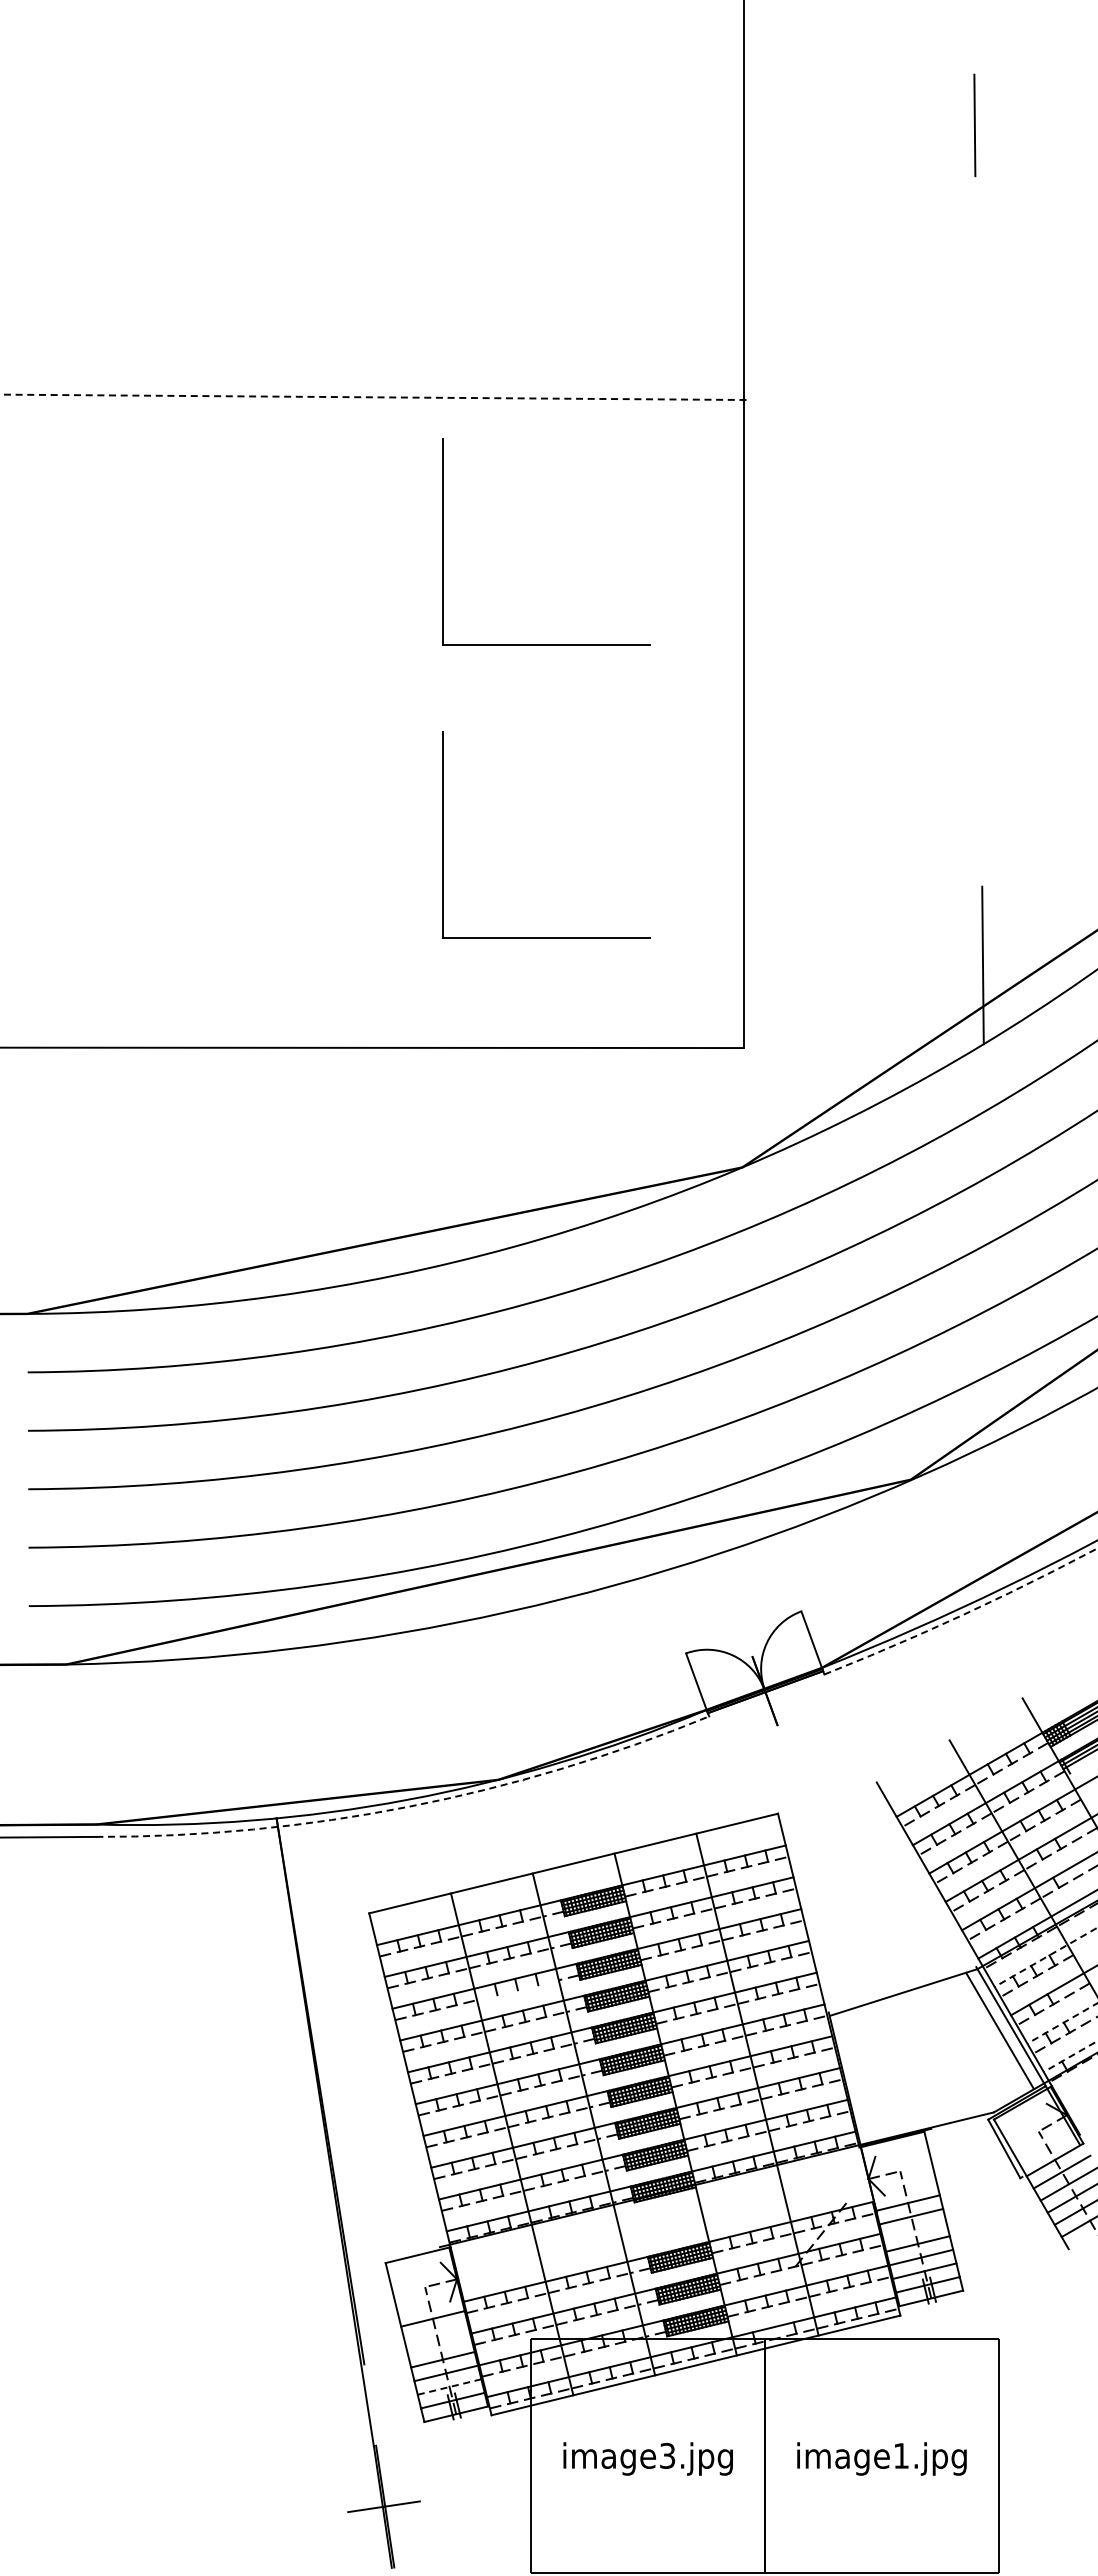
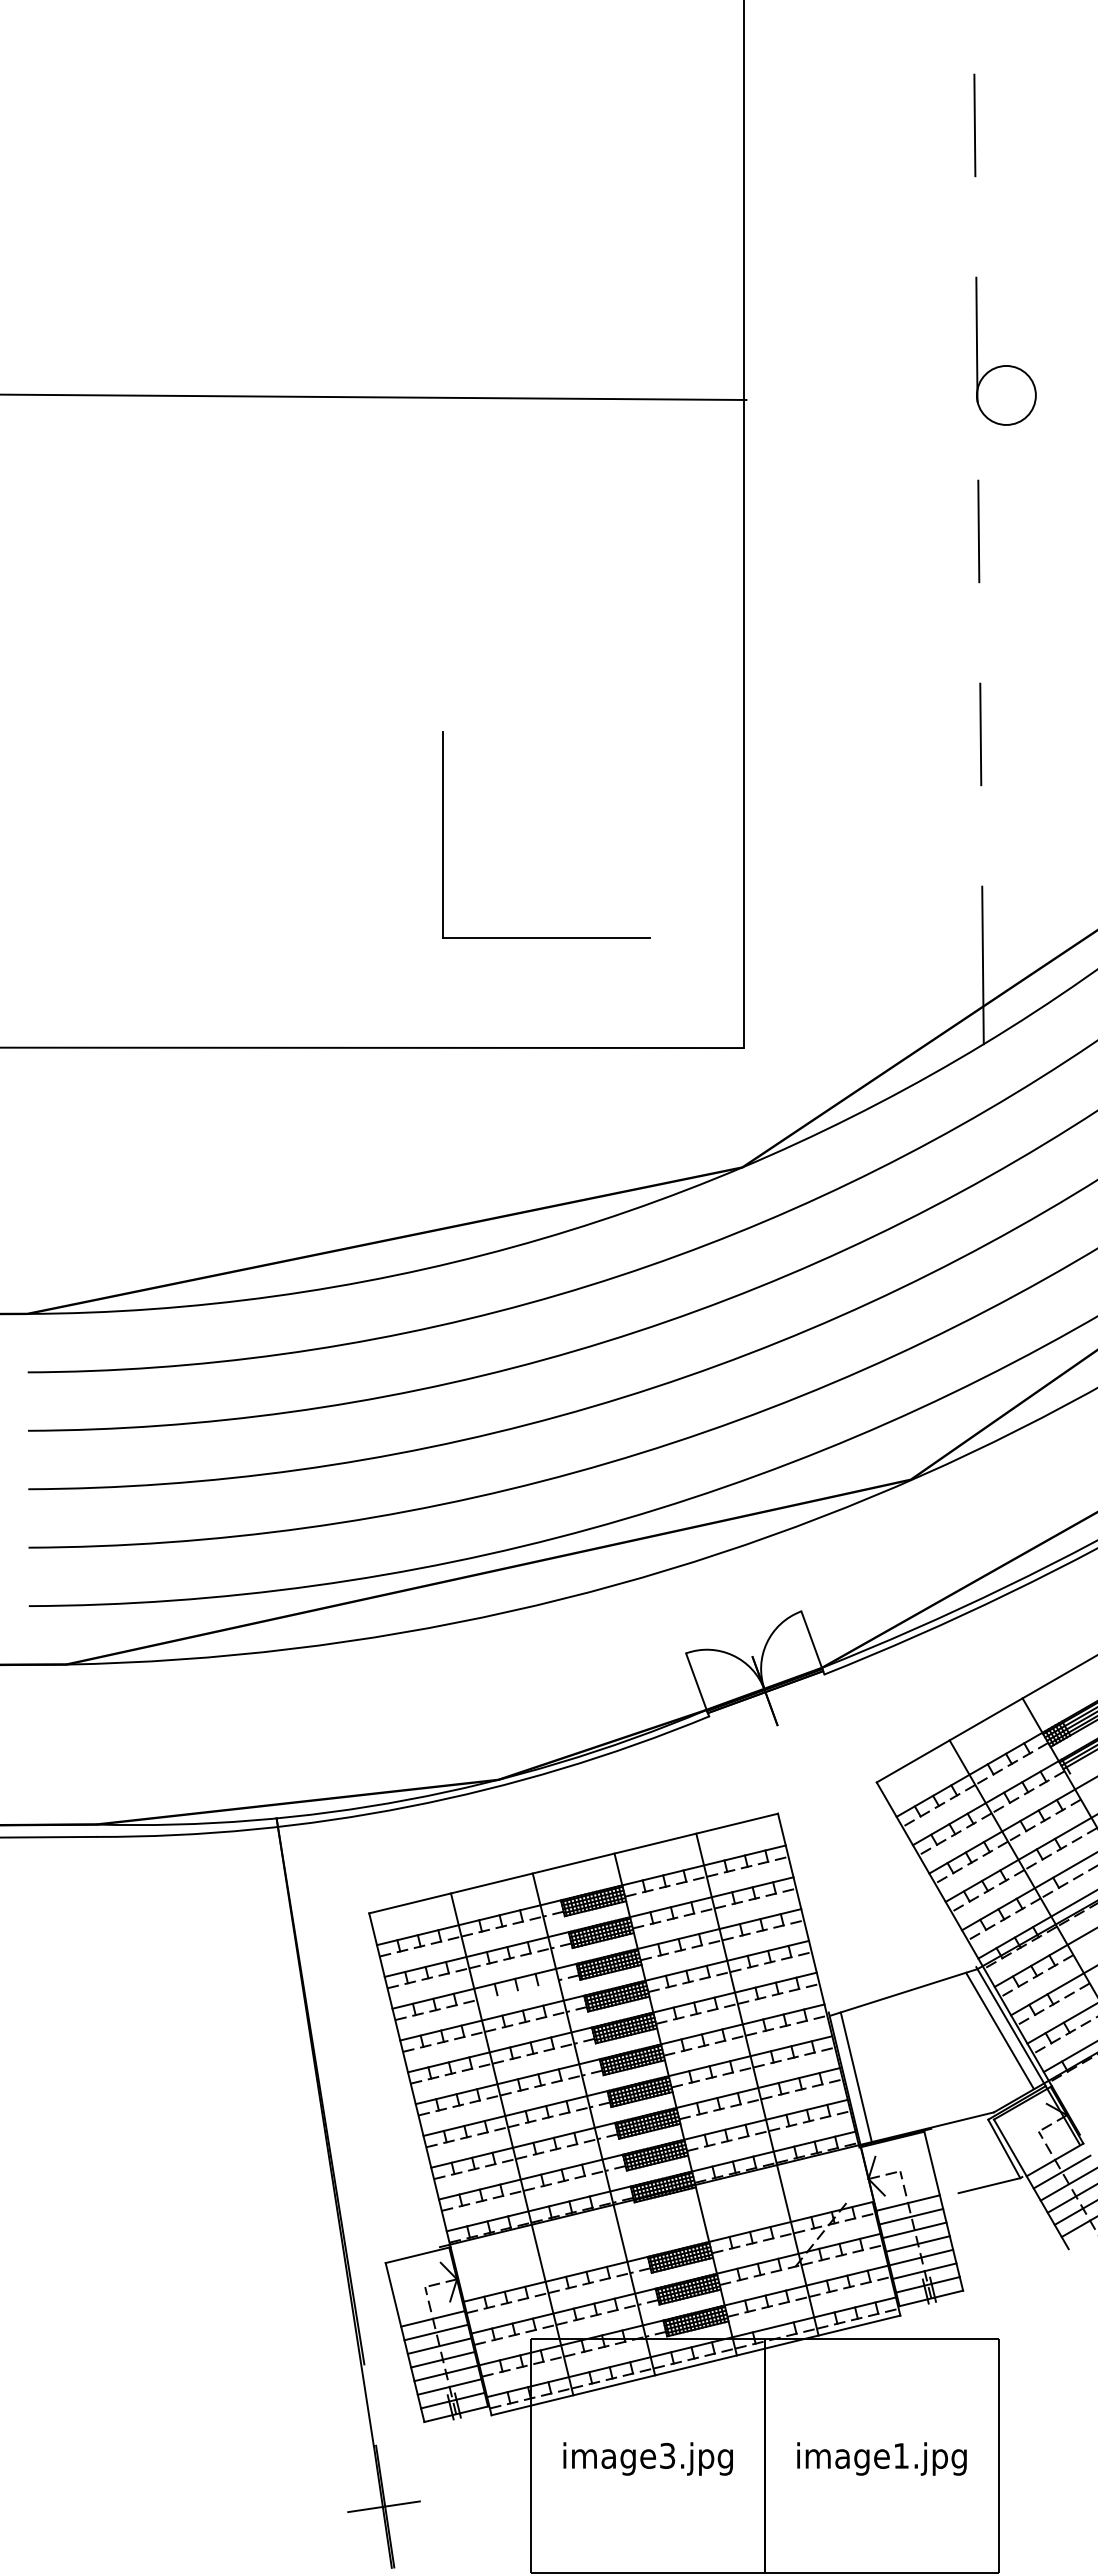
part: none -> present (1005, 365)
line: dashed -> solid (372, 397)
line: none -> present (978, 531)
part: present -> none (443, 541)
line: none -> present (980, 734)
arc: dashed -> solid (963, 1614)
line: none -> present (985, 1719)
arc: dashed -> solid (408, 1806)
line: dashed -> solid (1045, 1957)
line: dashed -> solid (1062, 2023)
line: dashed -> solid (1070, 2056)
line: none -> present (855, 2077)
line: none -> present (989, 2185)
line: none -> present (914, 2230)
line: none -> present (436, 2332)
line: none -> present (439, 2345)
line: dashed -> solid (449, 2387)
